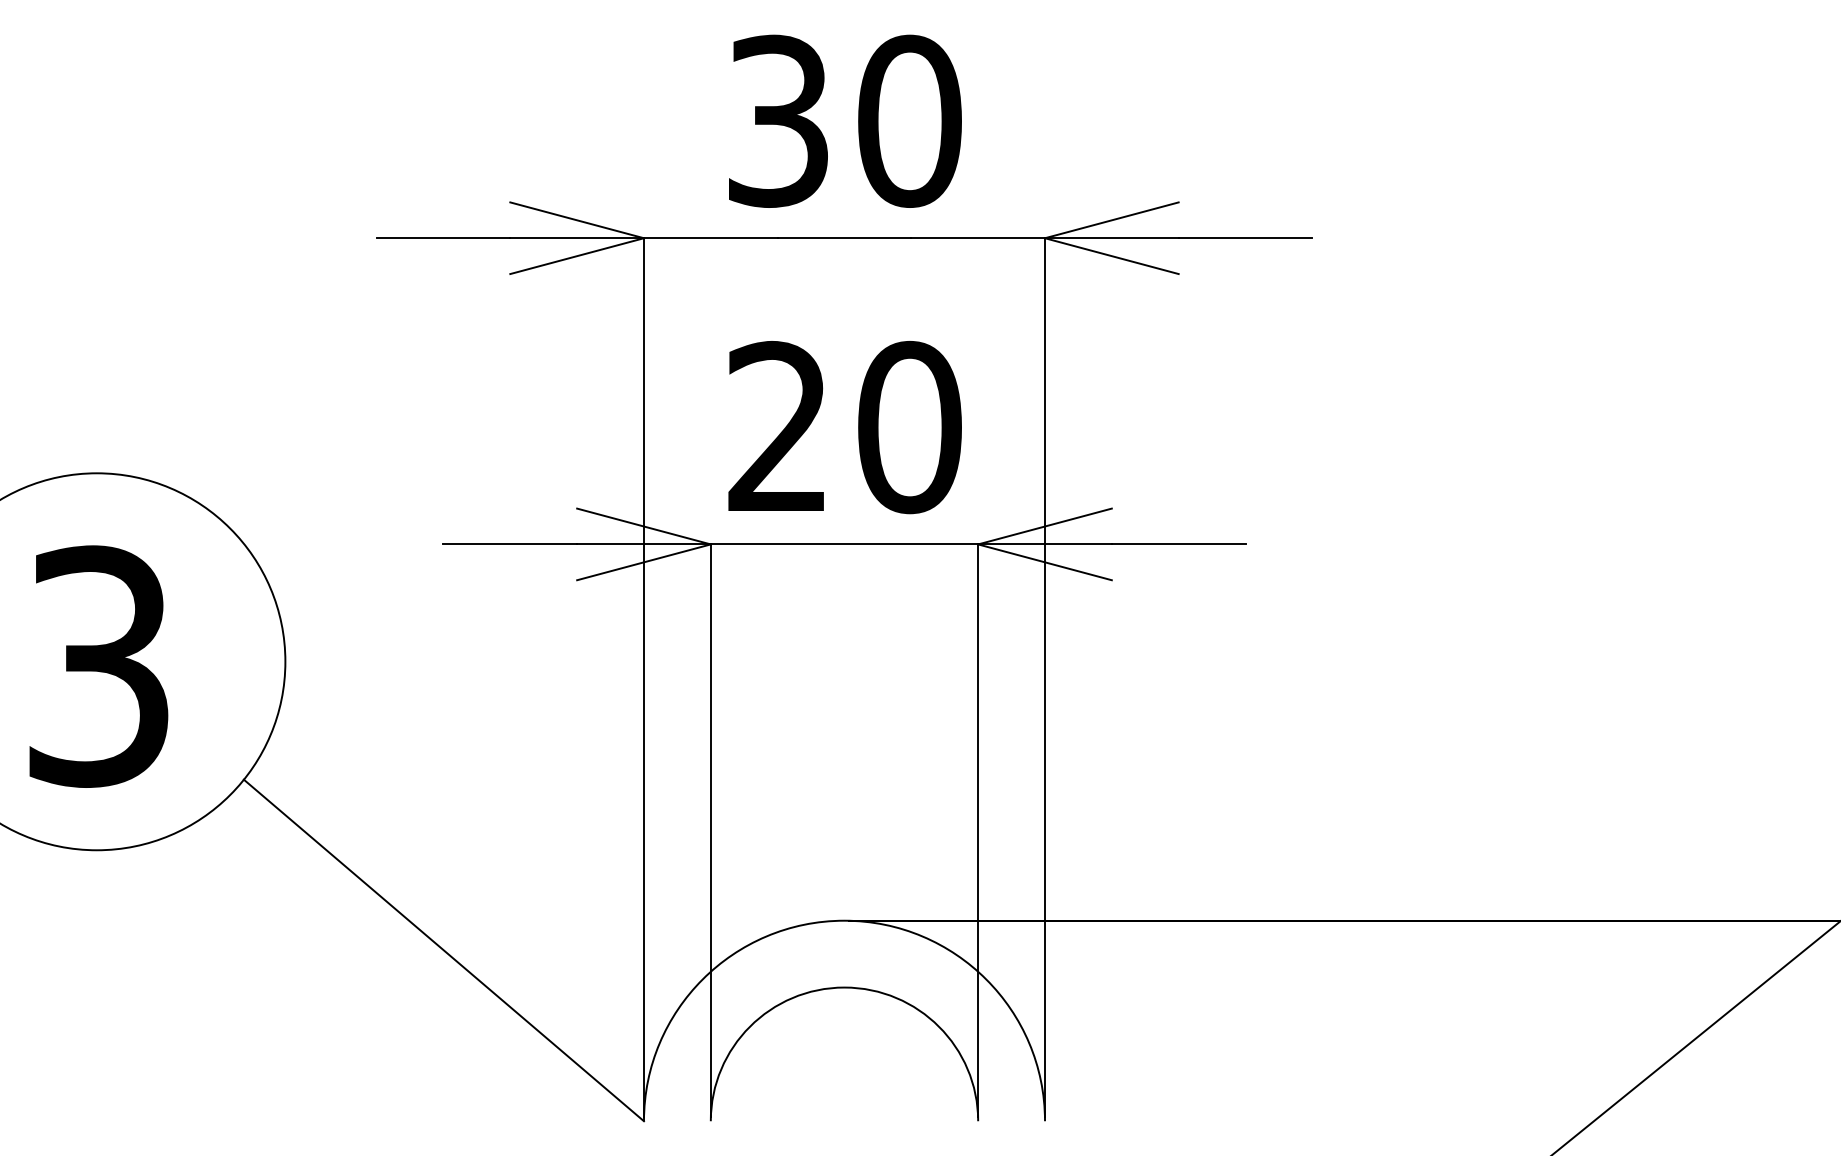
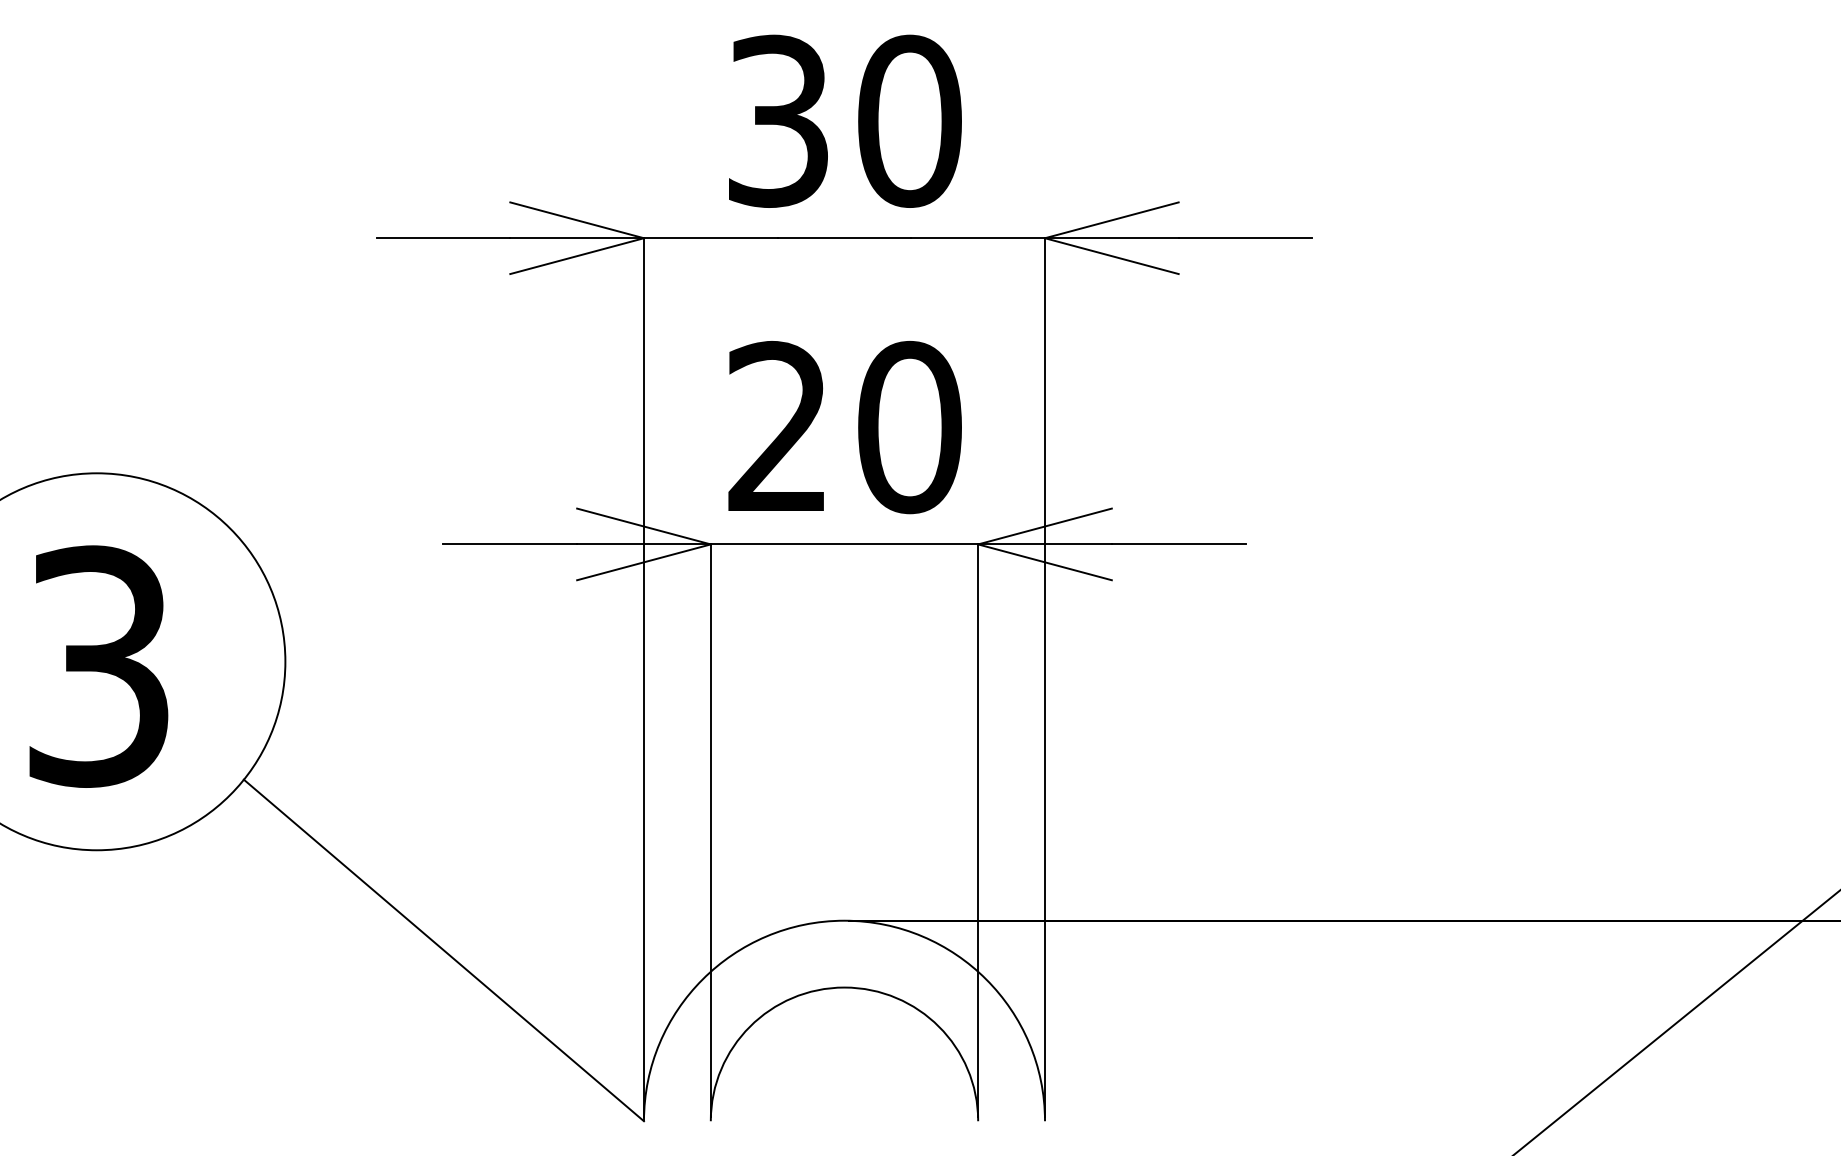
line position: (1696, 1037) -> (1676, 1022) (1676, 1022)
